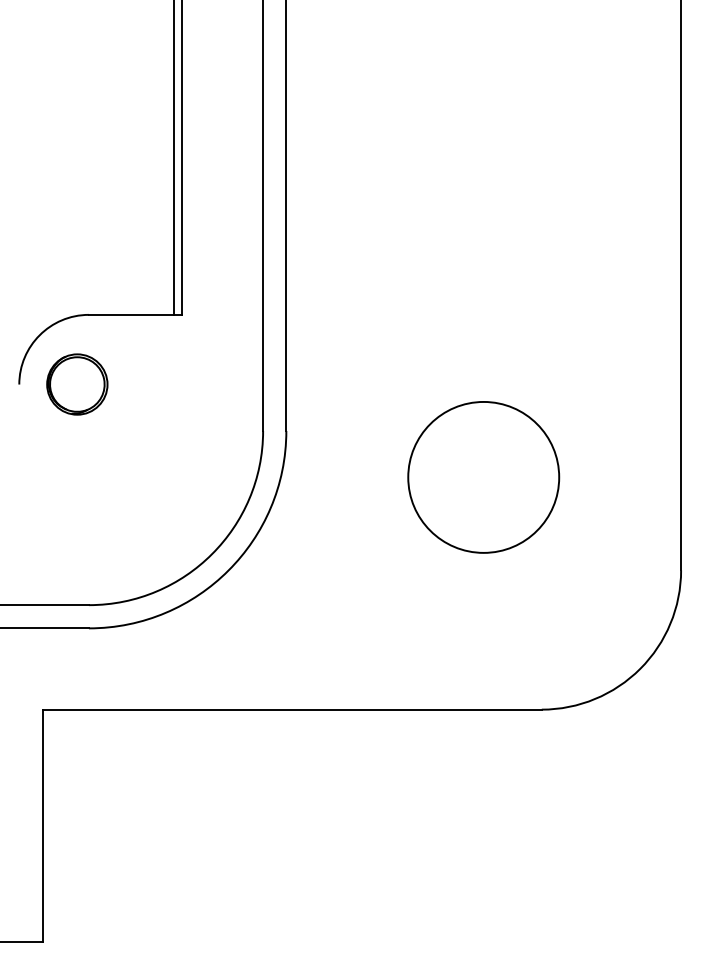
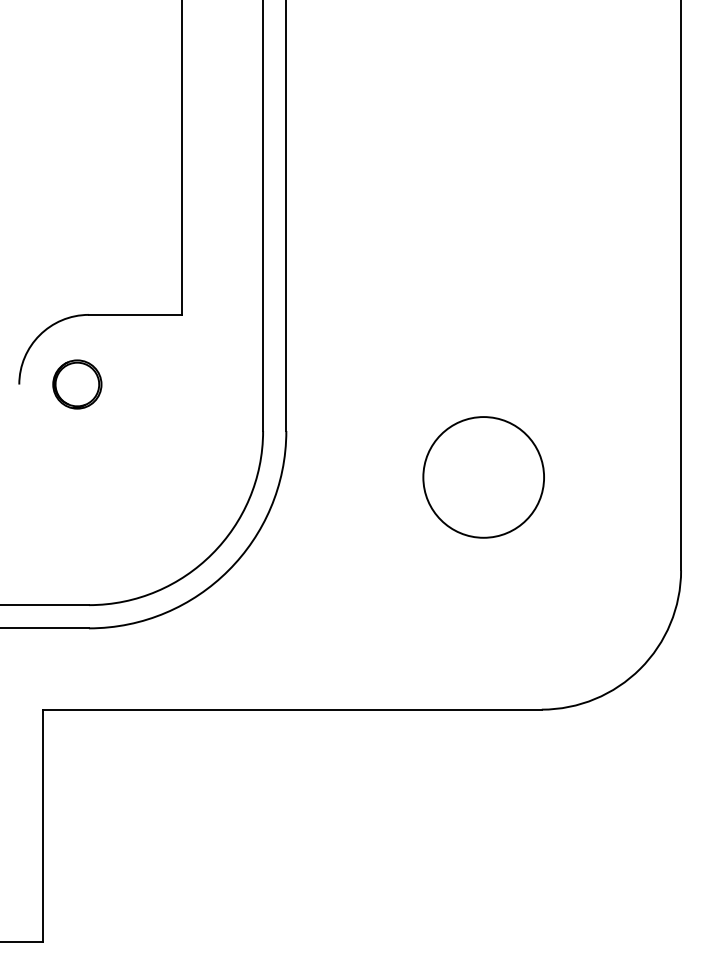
line: present -> none (174, 158)
part size: 63x63 px -> 51x51 px (77, 384)
circle diameter: 151 px -> 121 px (483, 477)
